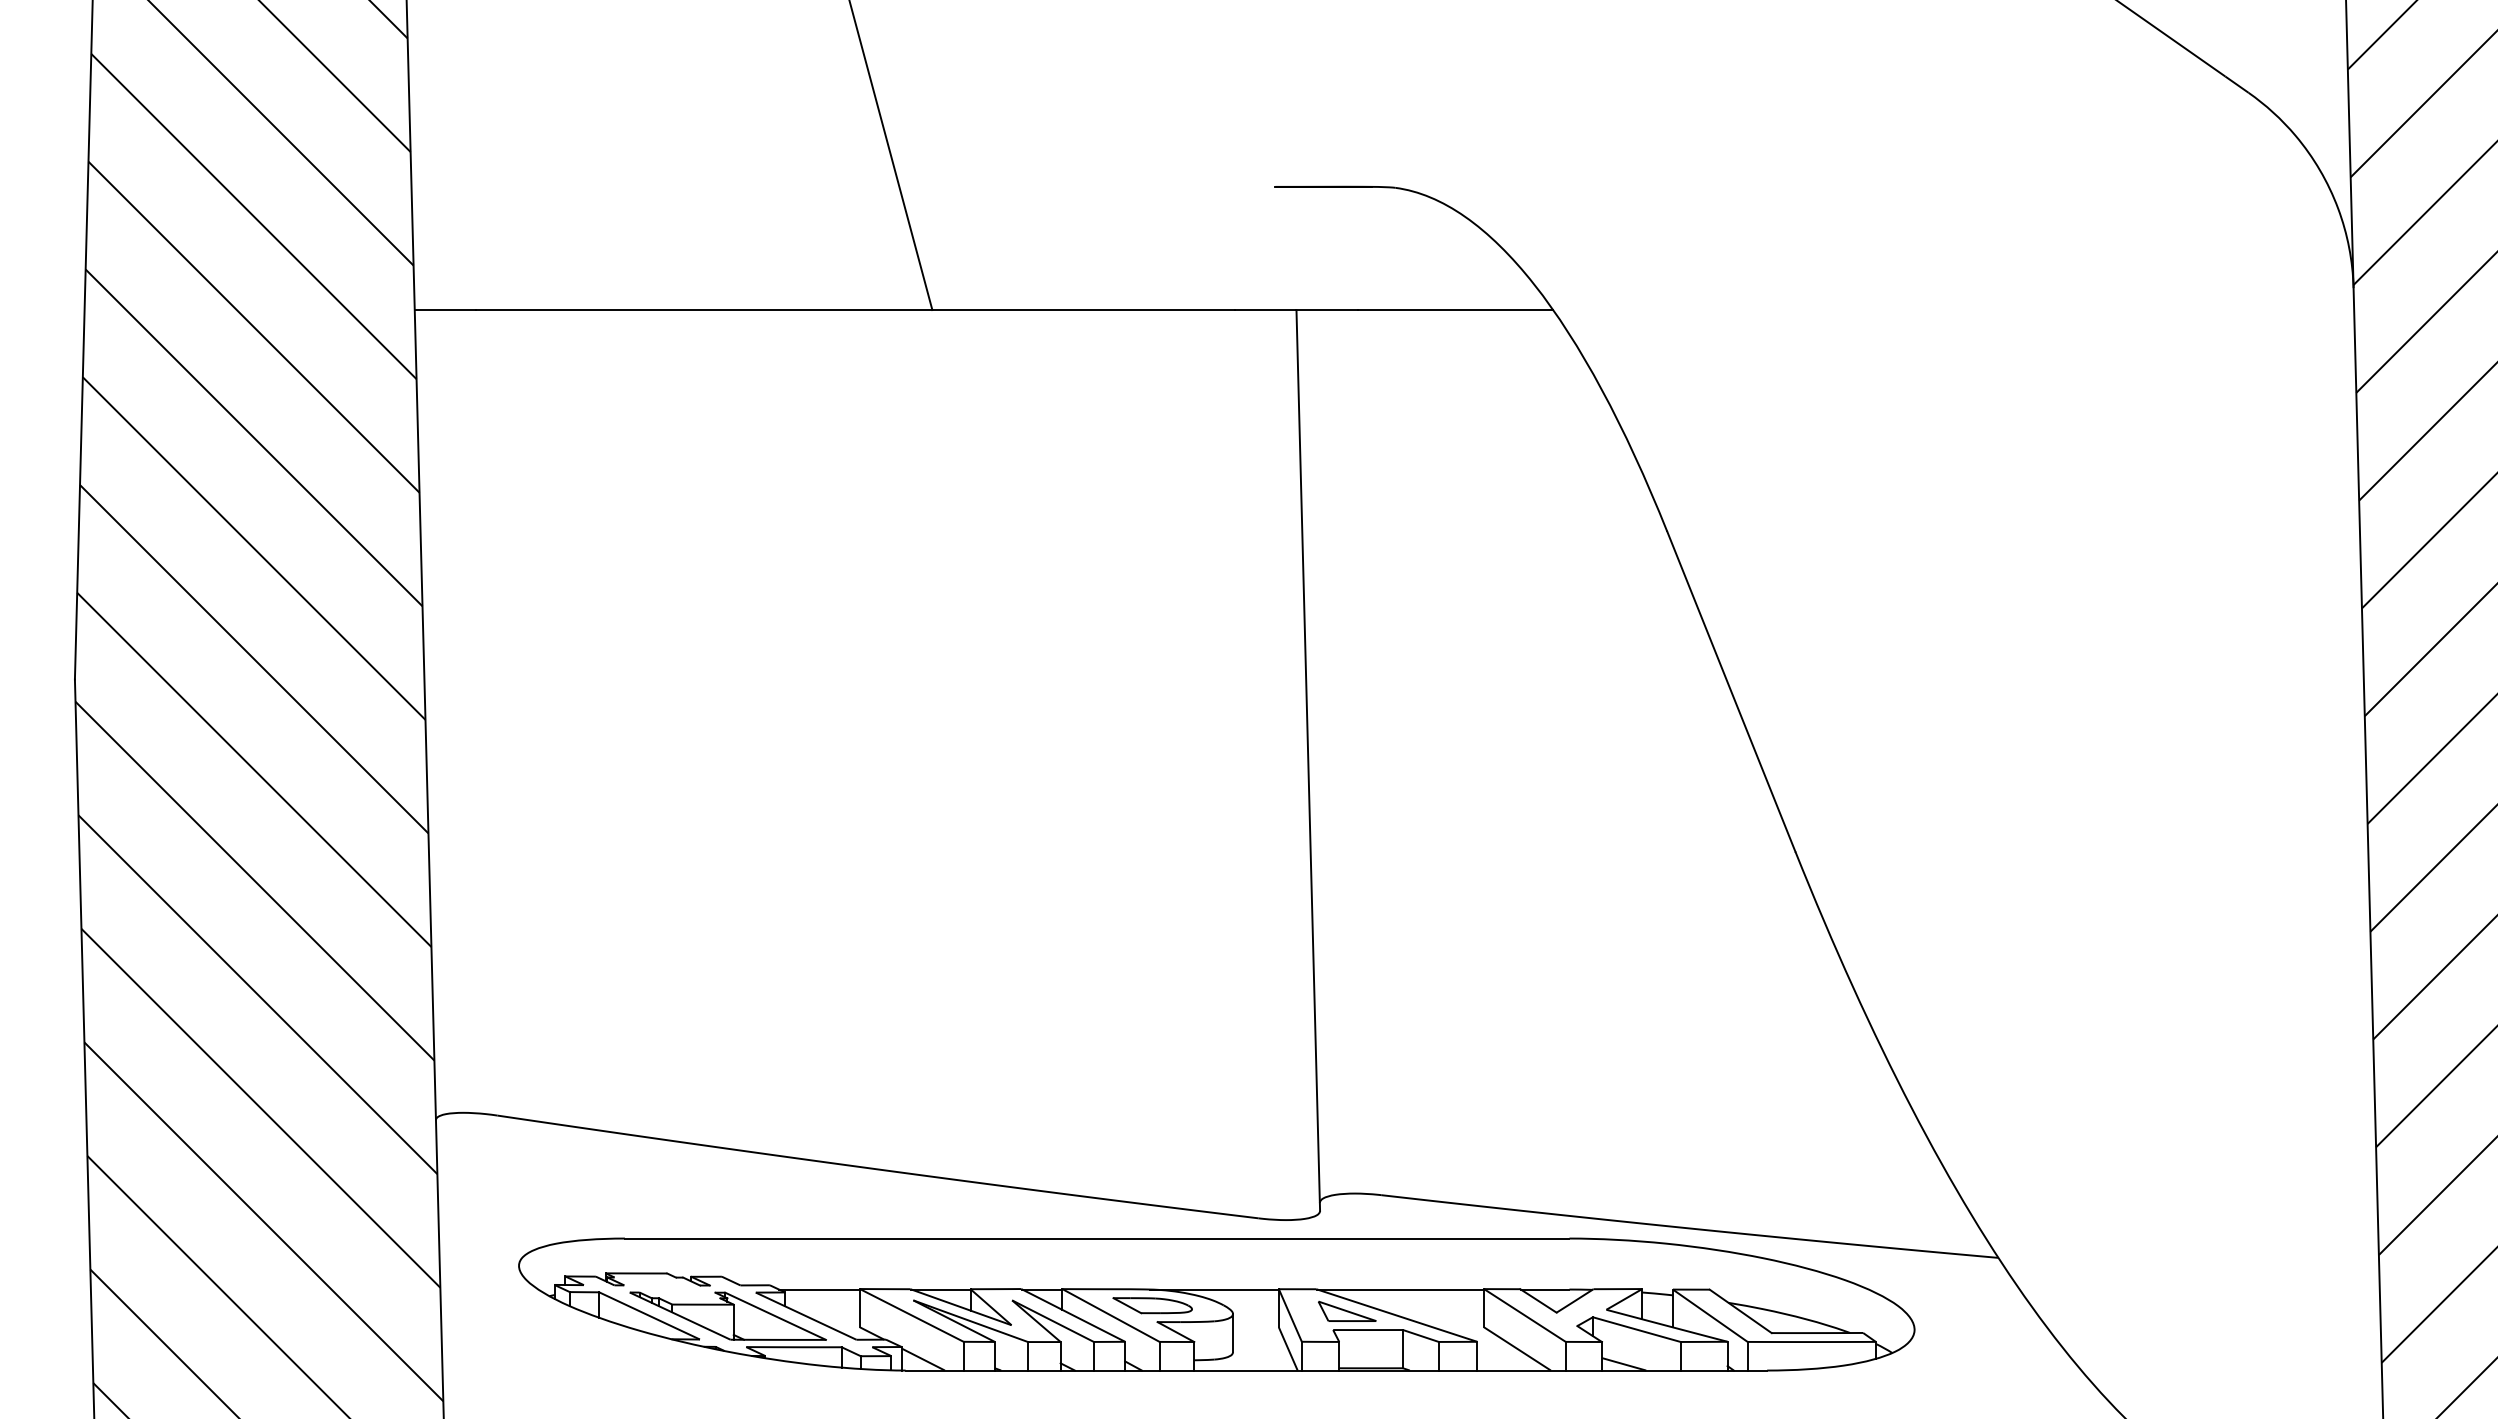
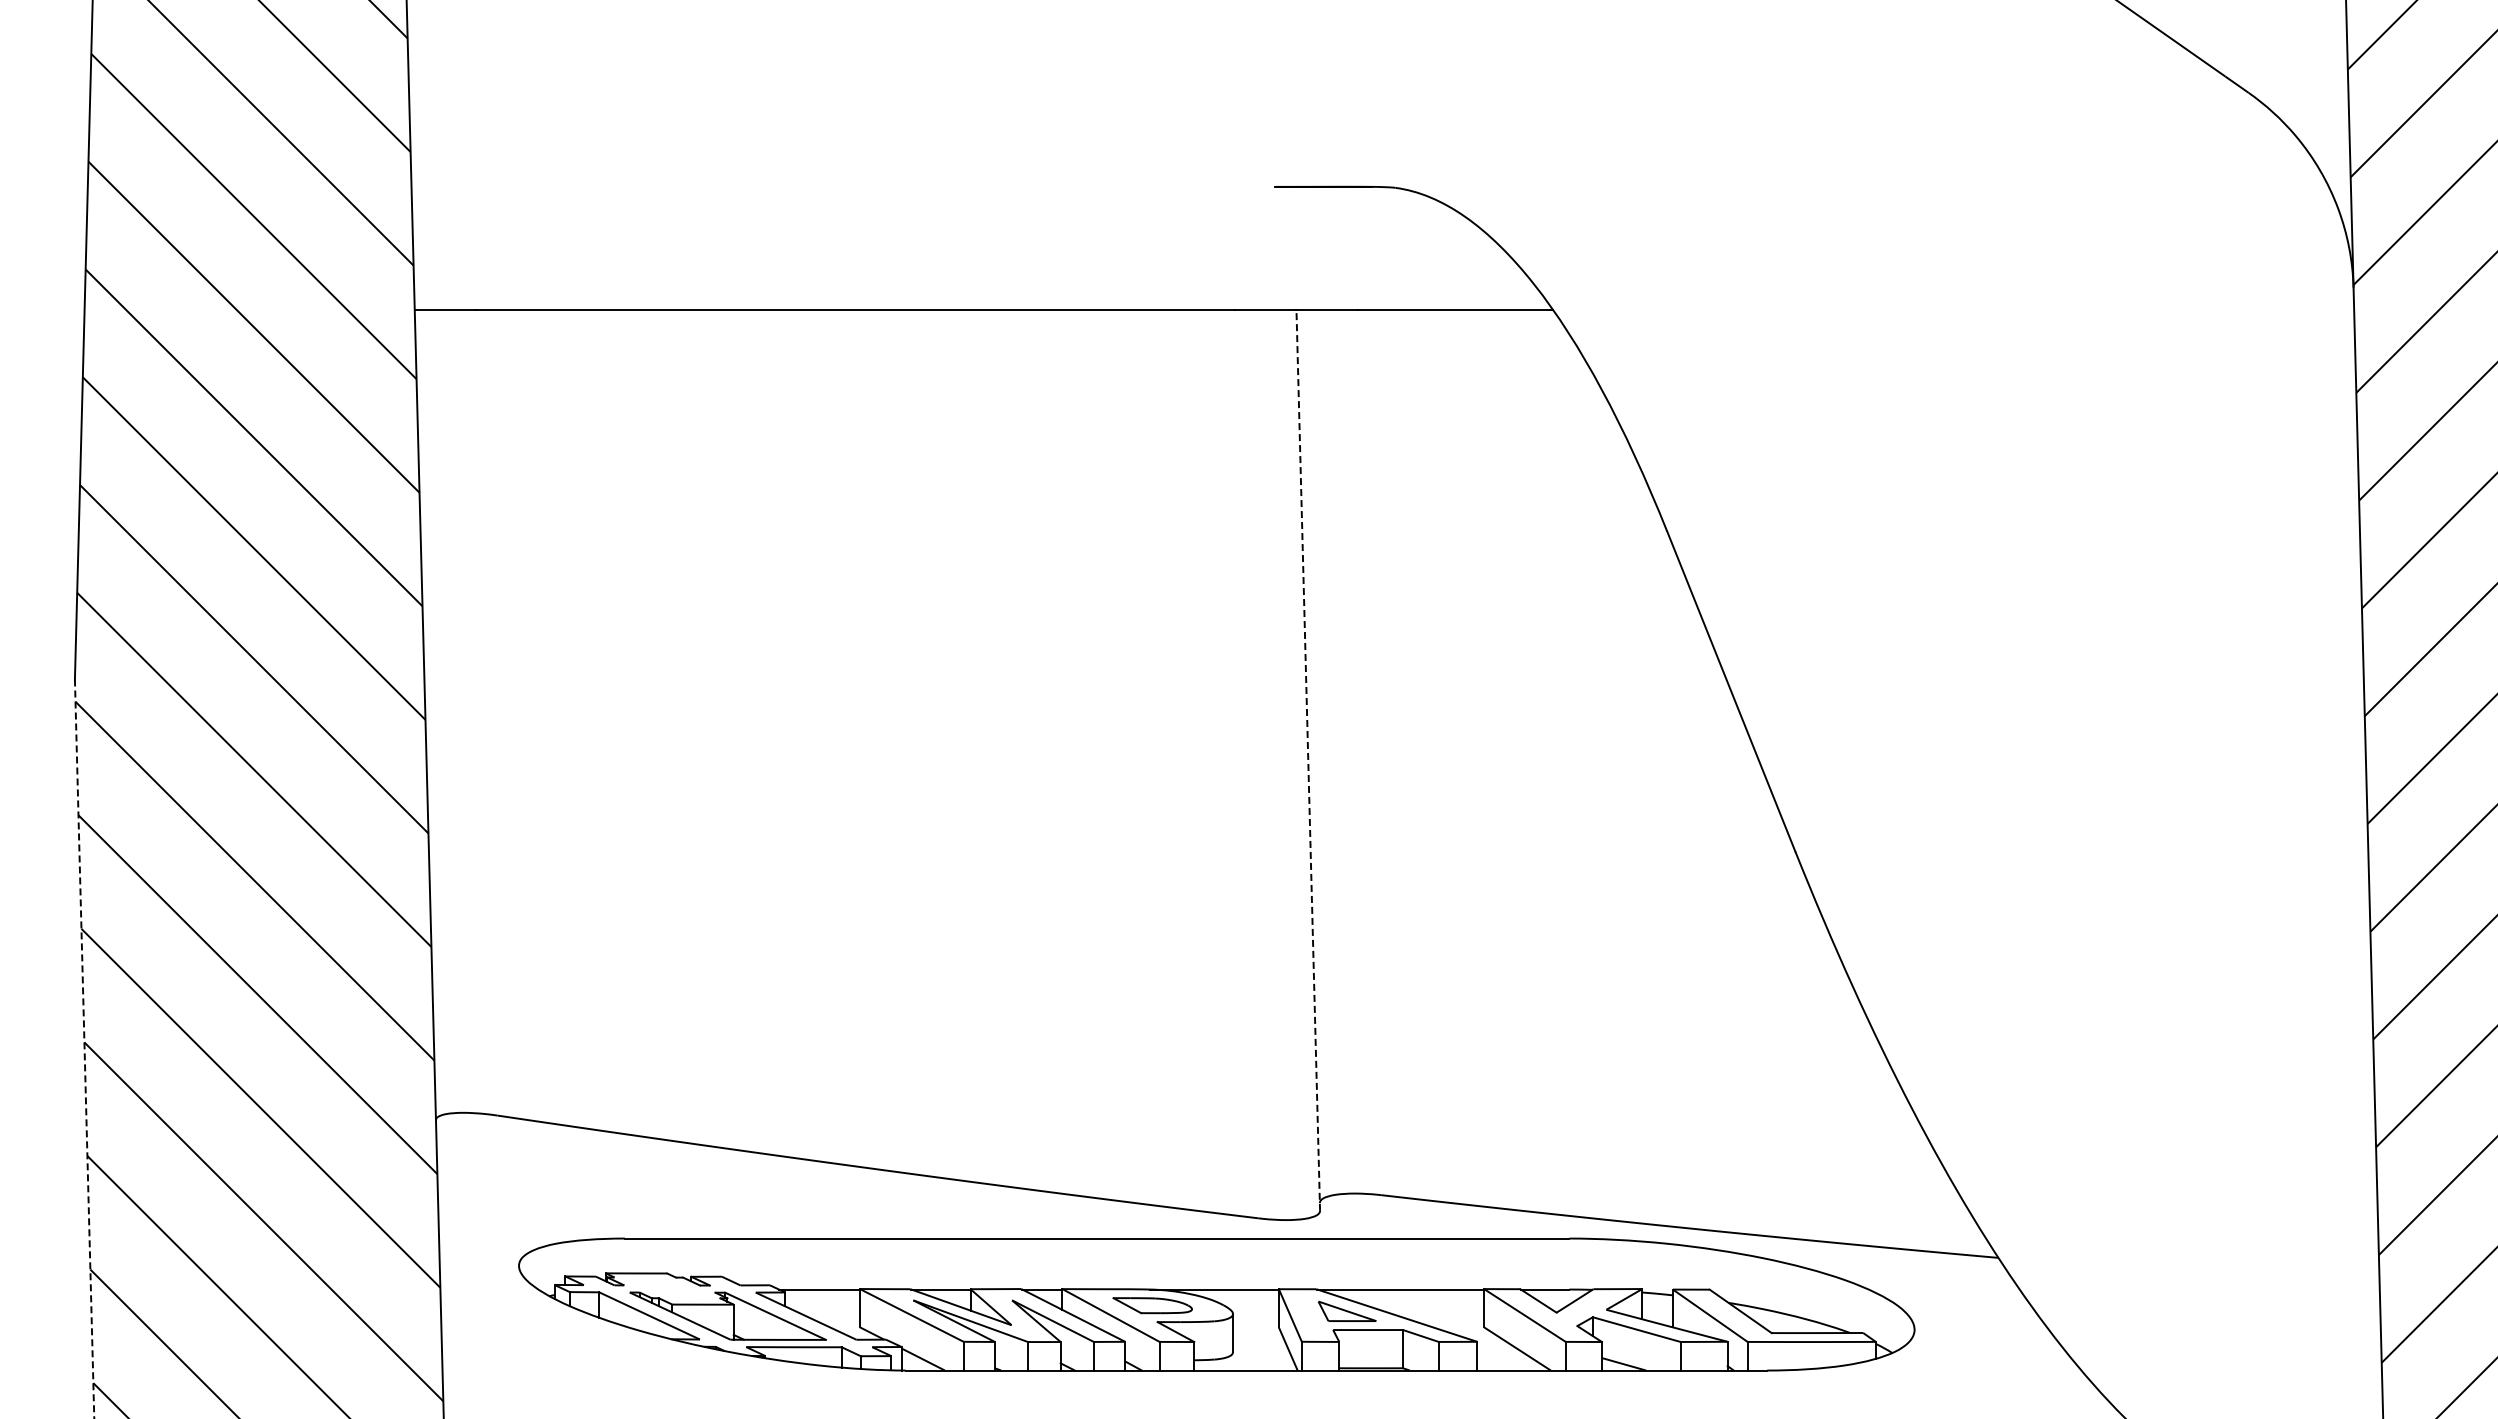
line: present -> none (891, 156)
line: solid -> dashed (1308, 760)
line: solid -> dashed (84, 1049)
